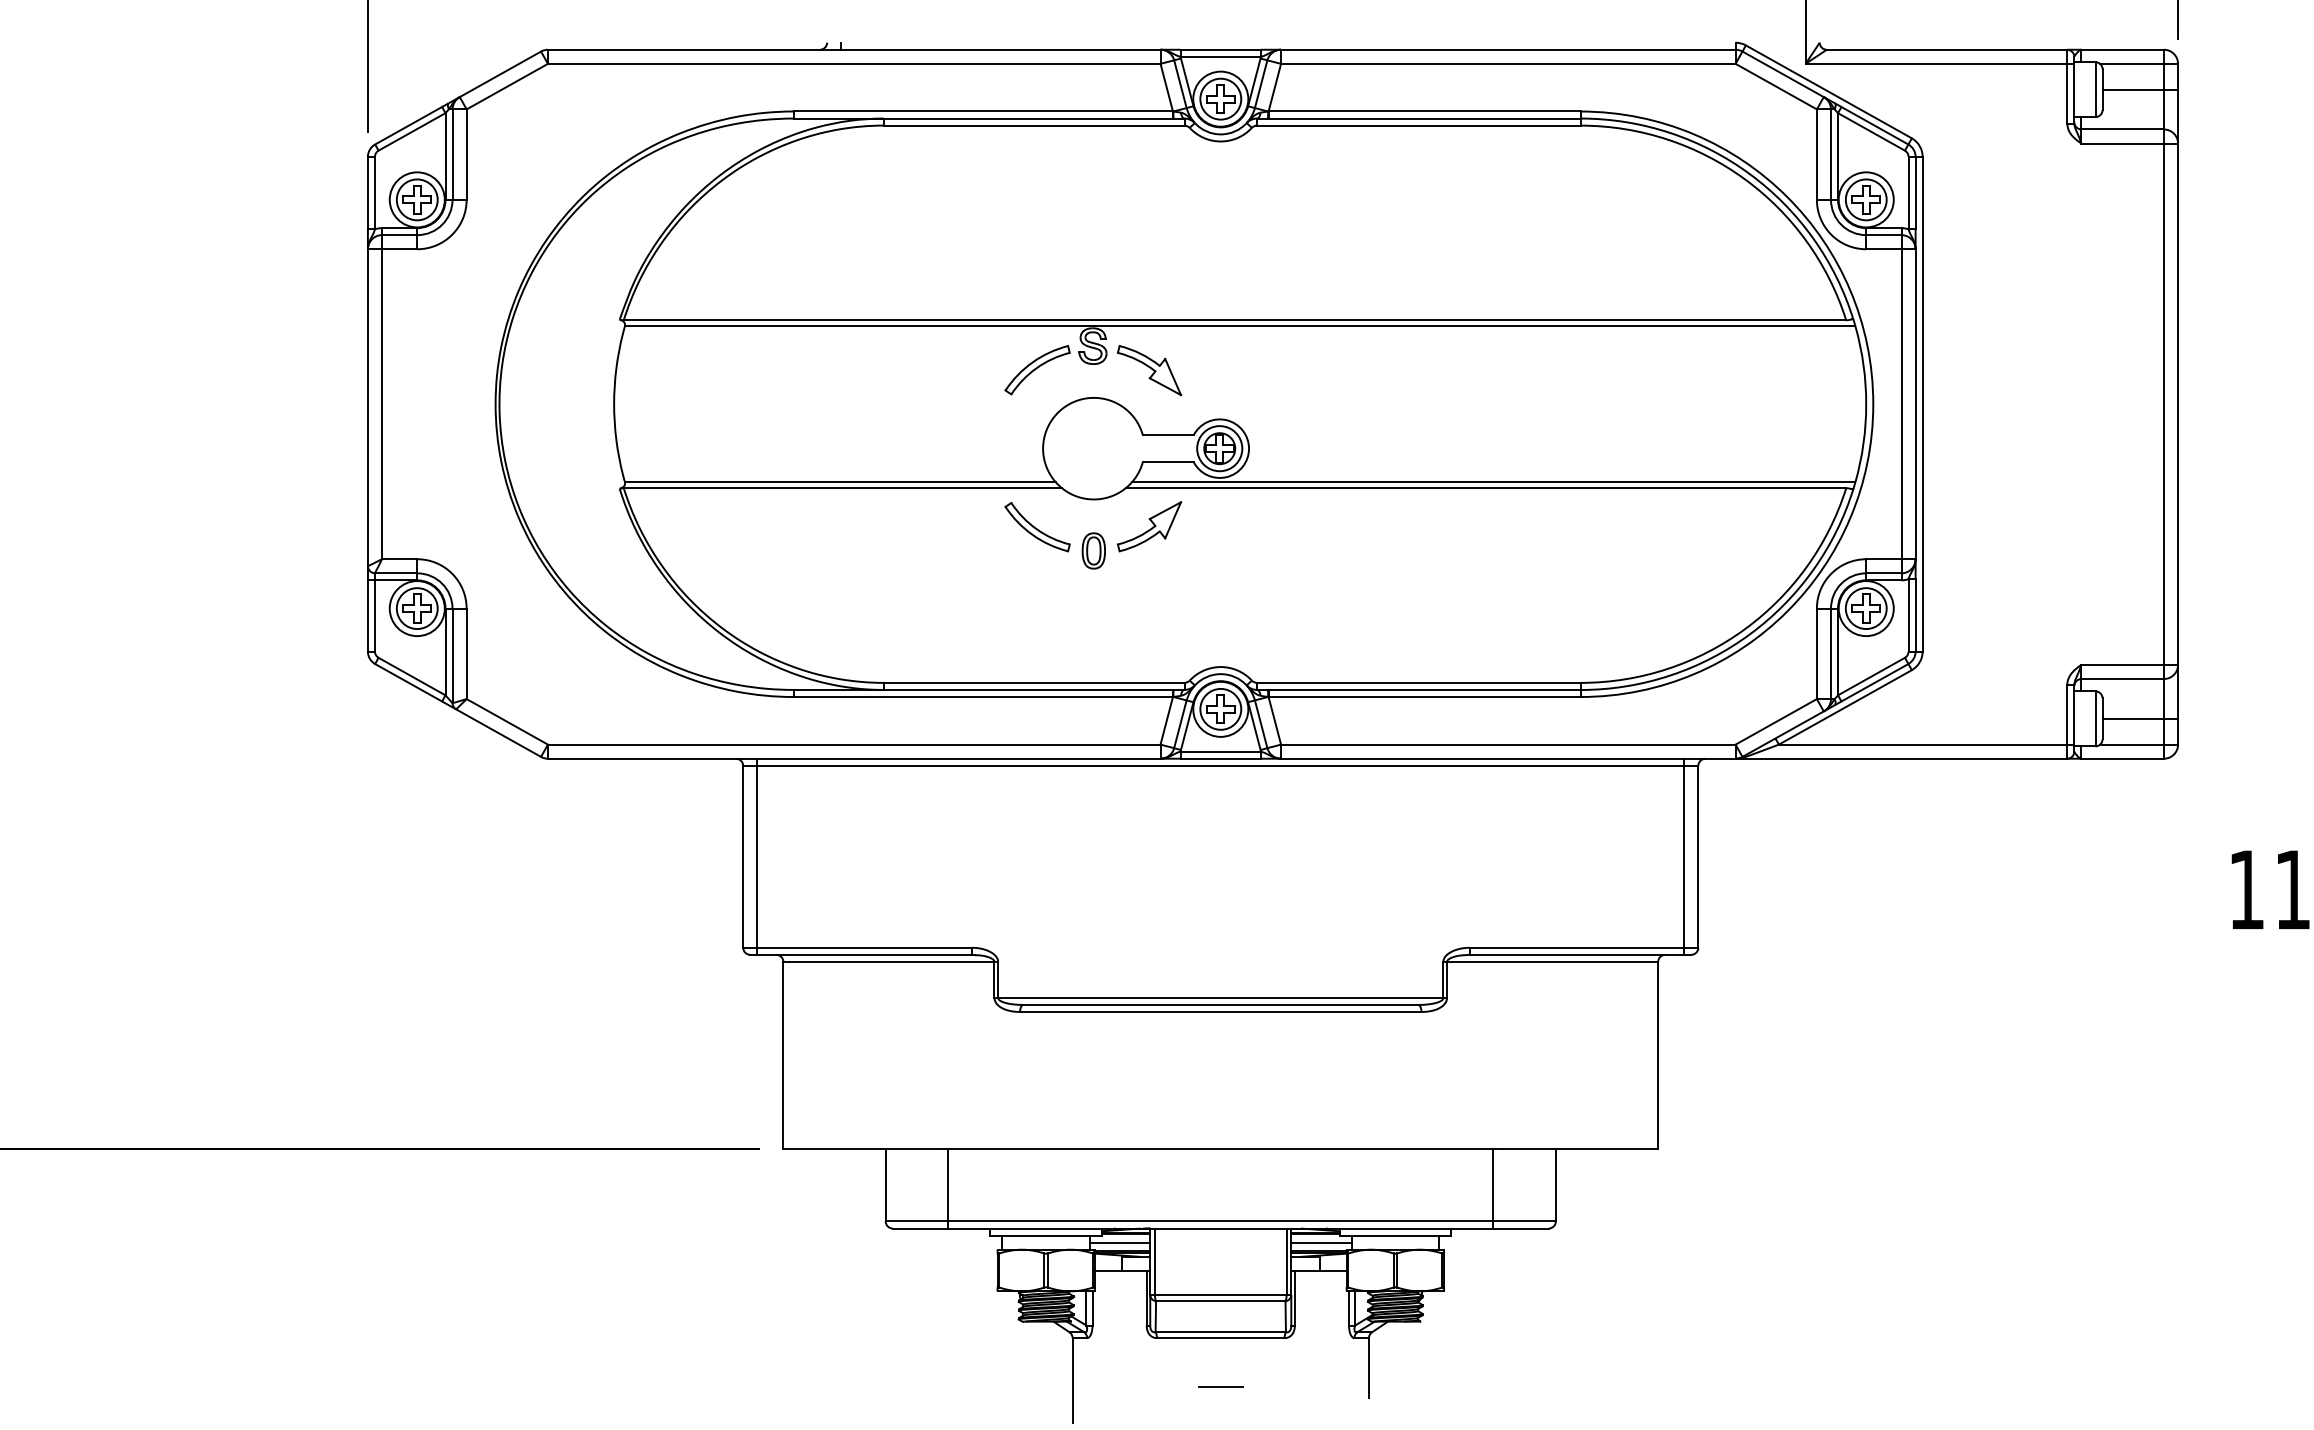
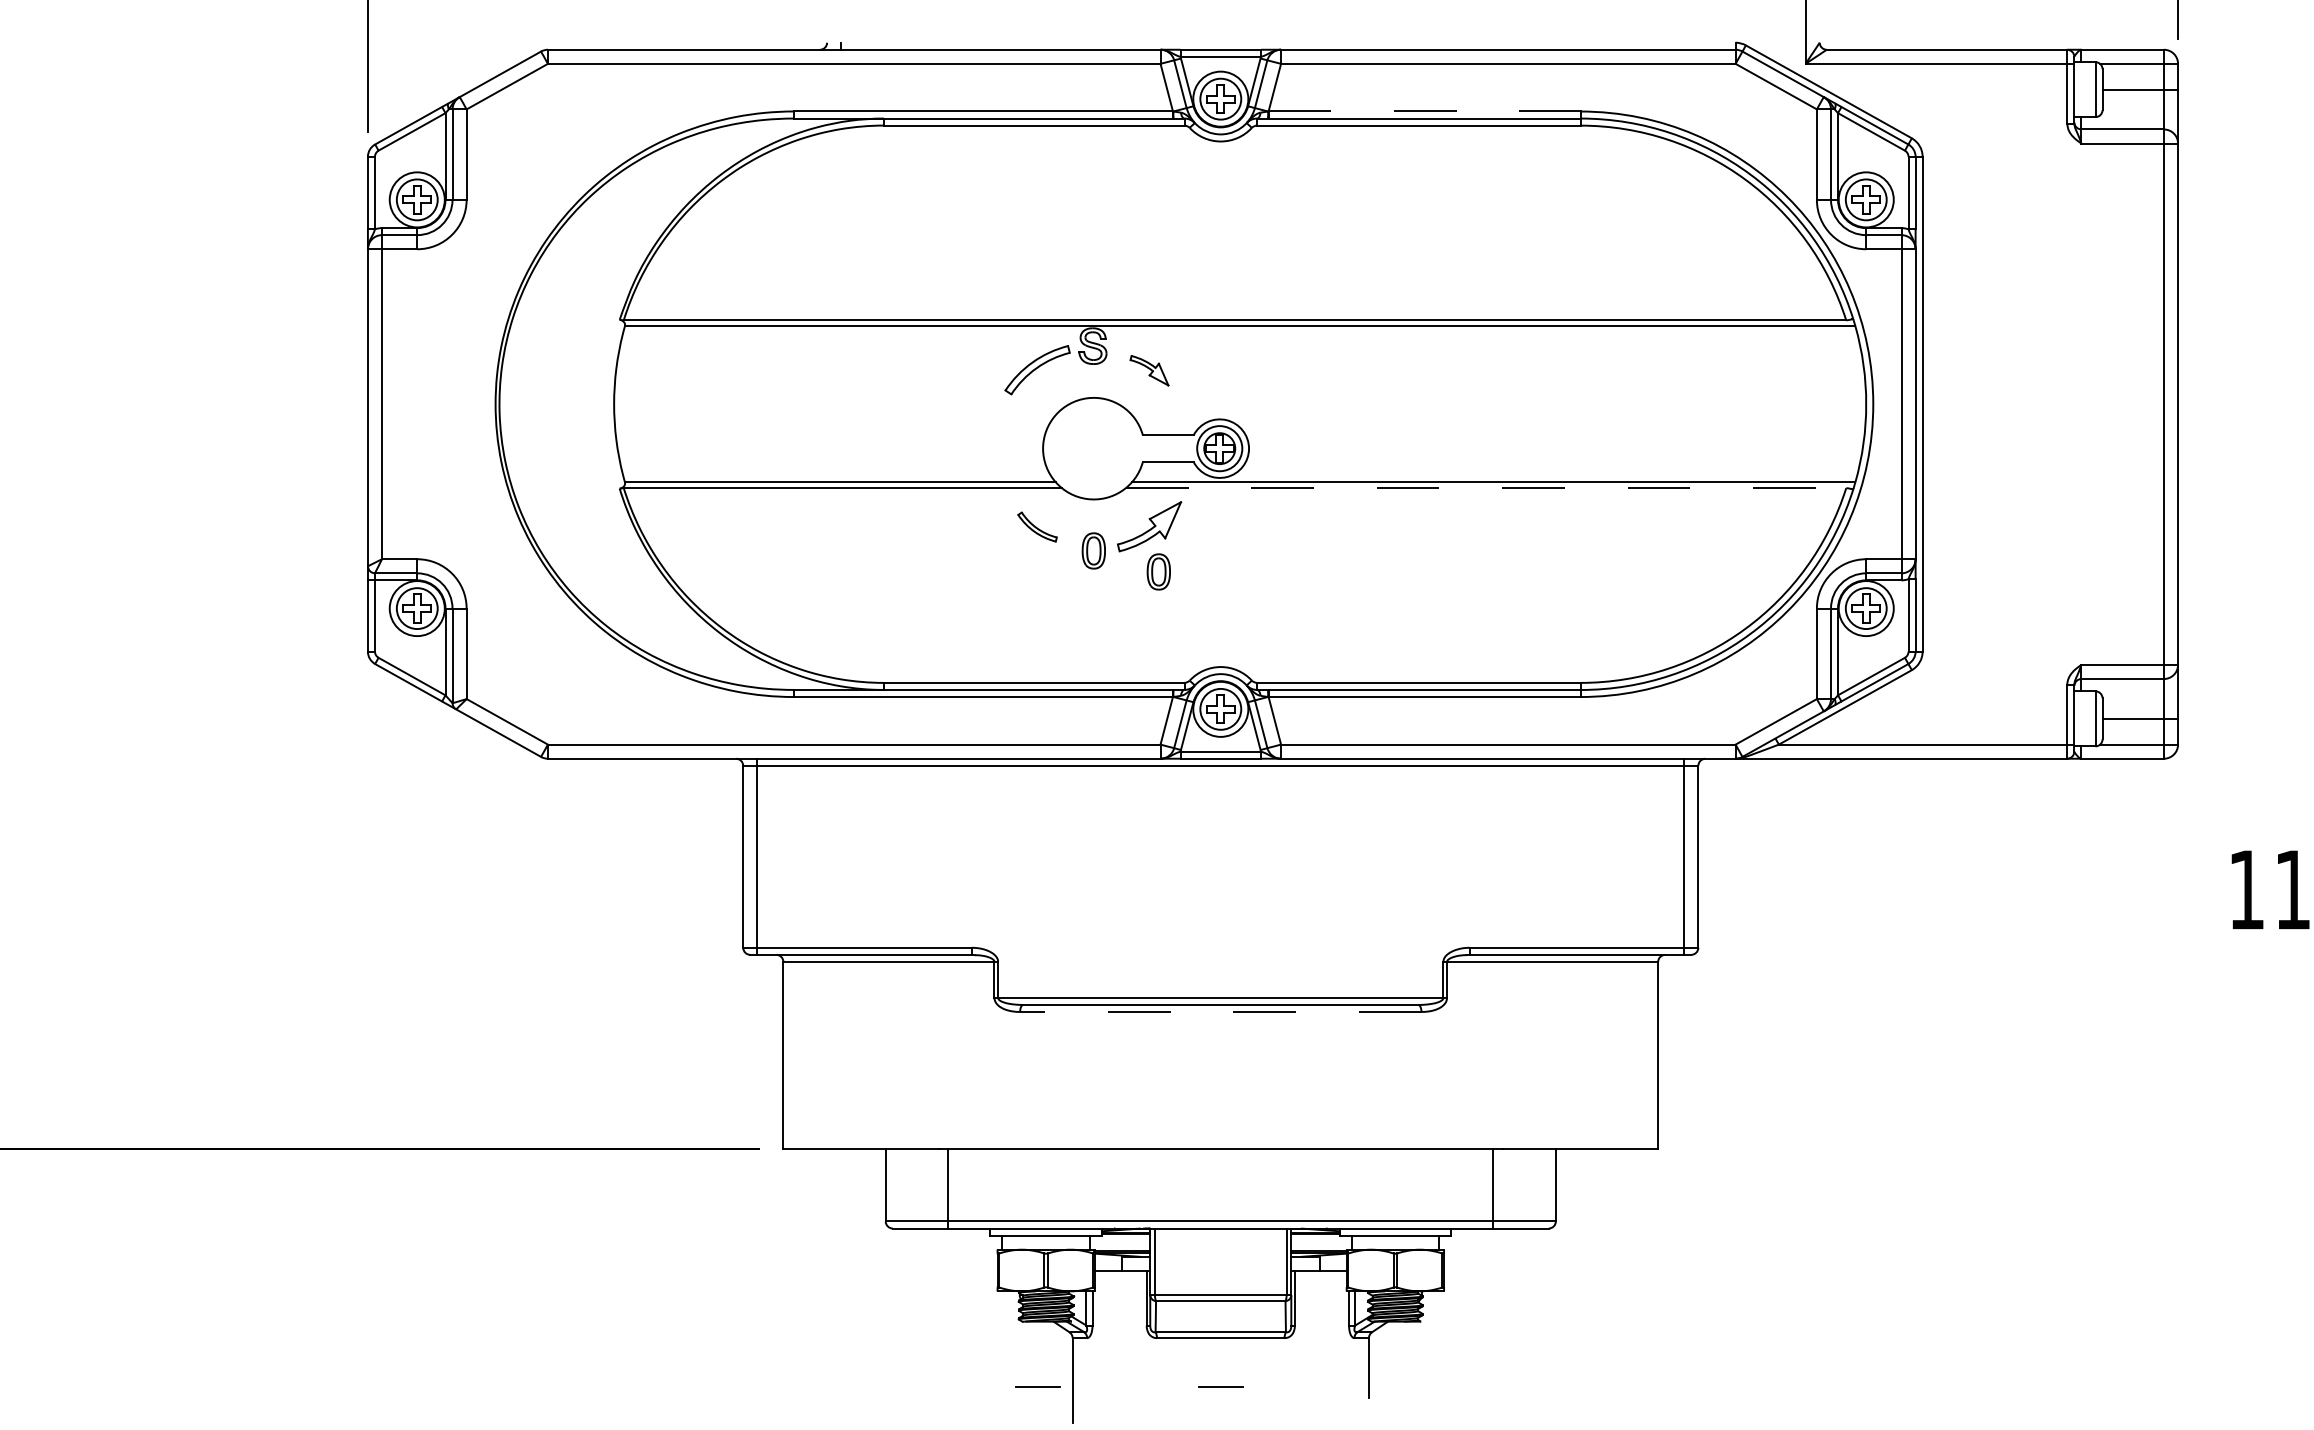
line: solid -> dashed (1424, 111)
part size: 65x52 px -> 41x32 px (1149, 370)
line: solid -> dashed (1486, 488)
part size: 67x52 px -> 41x32 px (1037, 526)
part: none -> present (1158, 571)
line: solid -> dashed (1220, 1011)
line: present -> none (1119, 1242)
line: present -> none (1321, 1242)
line: none -> present (1037, 1386)
